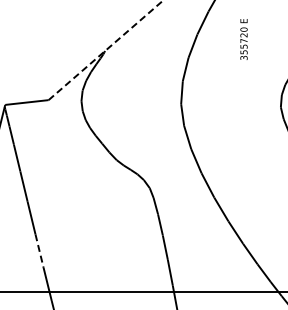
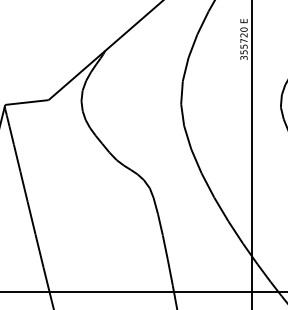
line: dashed -> solid (105, 50)
line: none -> present (252, 154)
line: dashed -> solid (39, 251)
